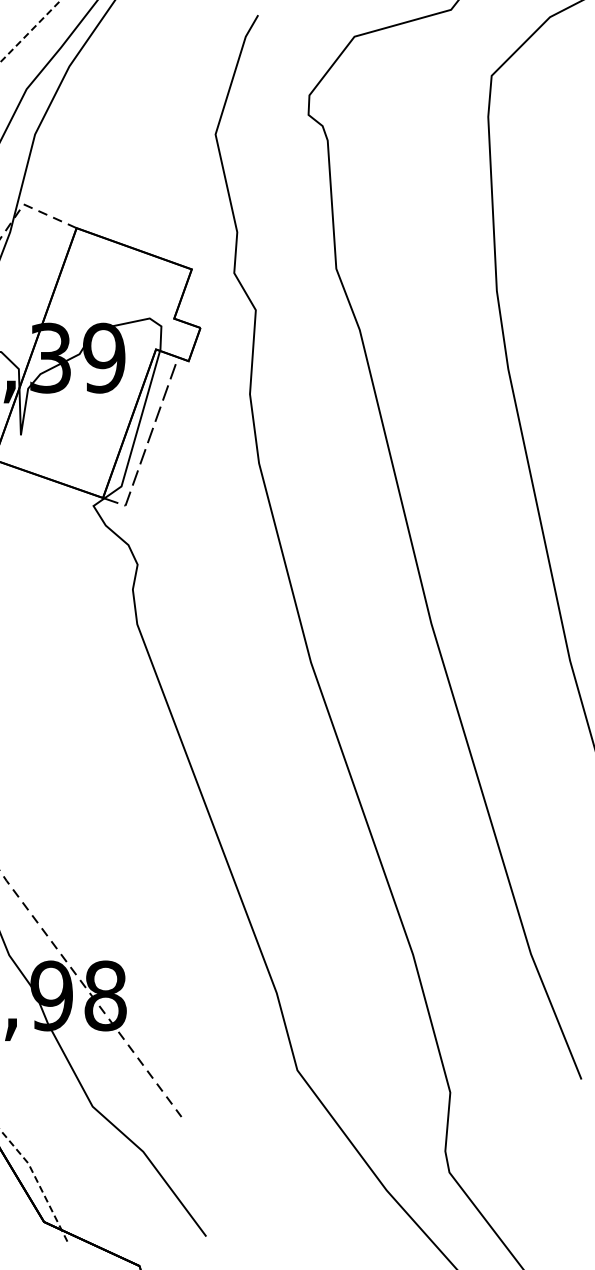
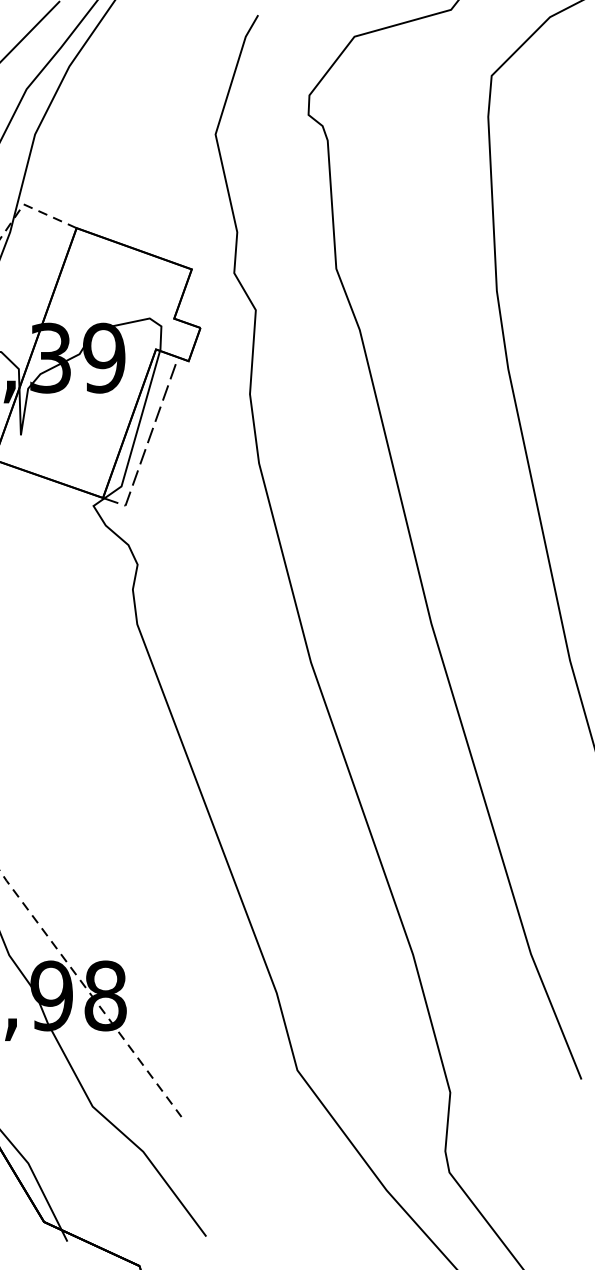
line: dashed -> solid (30, 31)
line: dashed -> solid (37, 1182)
